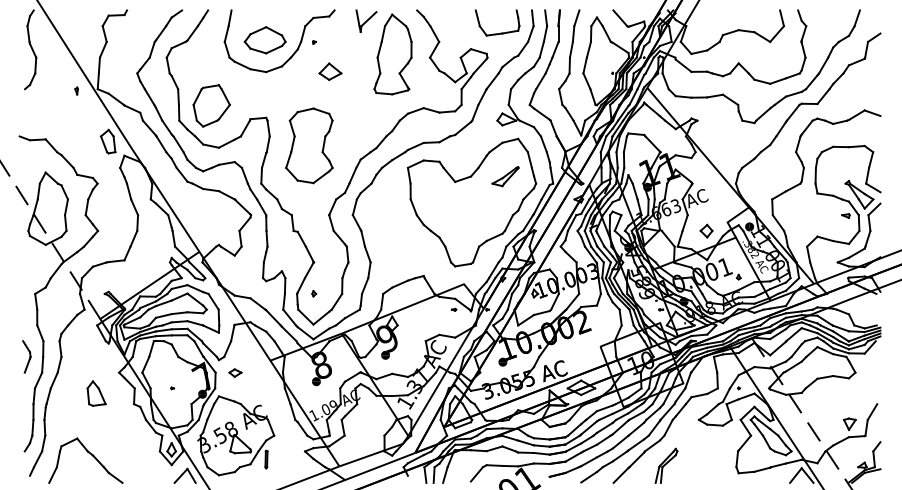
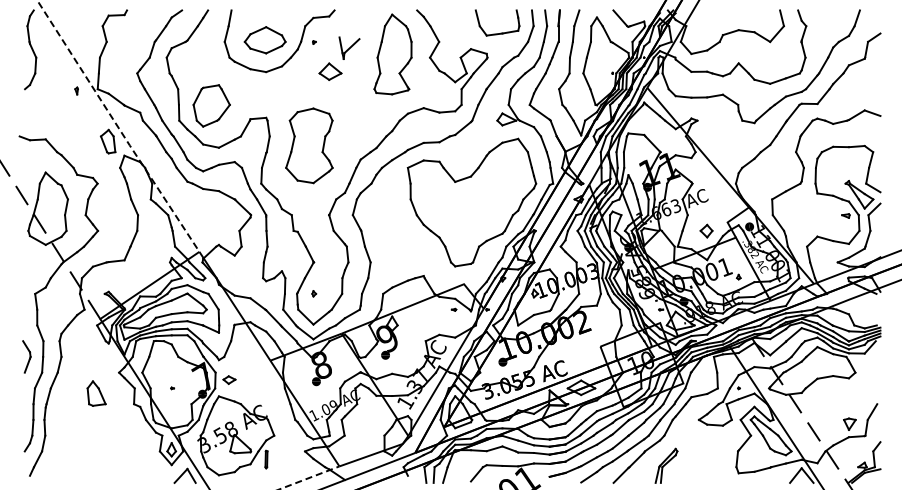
part position: (366, 20) -> (349, 47) (349, 47)
line: solid -> dashed (118, 127)
part: present -> none (505, 176)
part position: (235, 372) -> (229, 379) (229, 379)
part: present -> none (88, 453)
line: solid -> dashed (308, 478)
